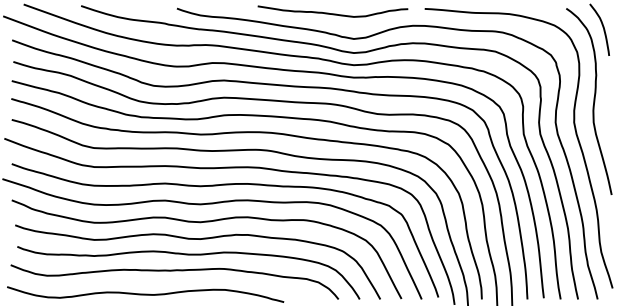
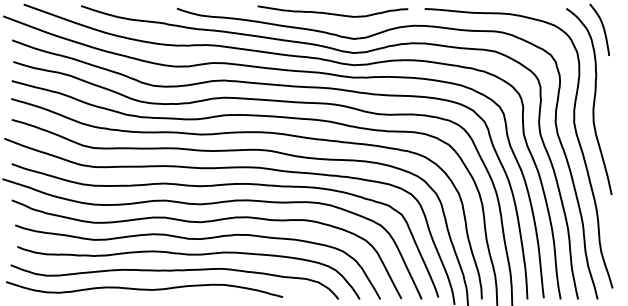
curve position: (145, 294) -> (144, 289) (144, 289)
